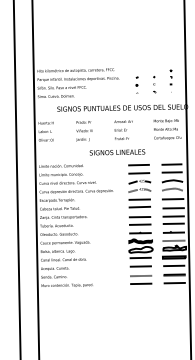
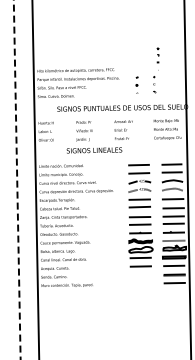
part position: (170, 80) -> (157, 58) (157, 58)
text position: (117, 152) -> (94, 150) (94, 150)
line: solid -> dashed (17, 180)
part: present -> none (141, 279)
